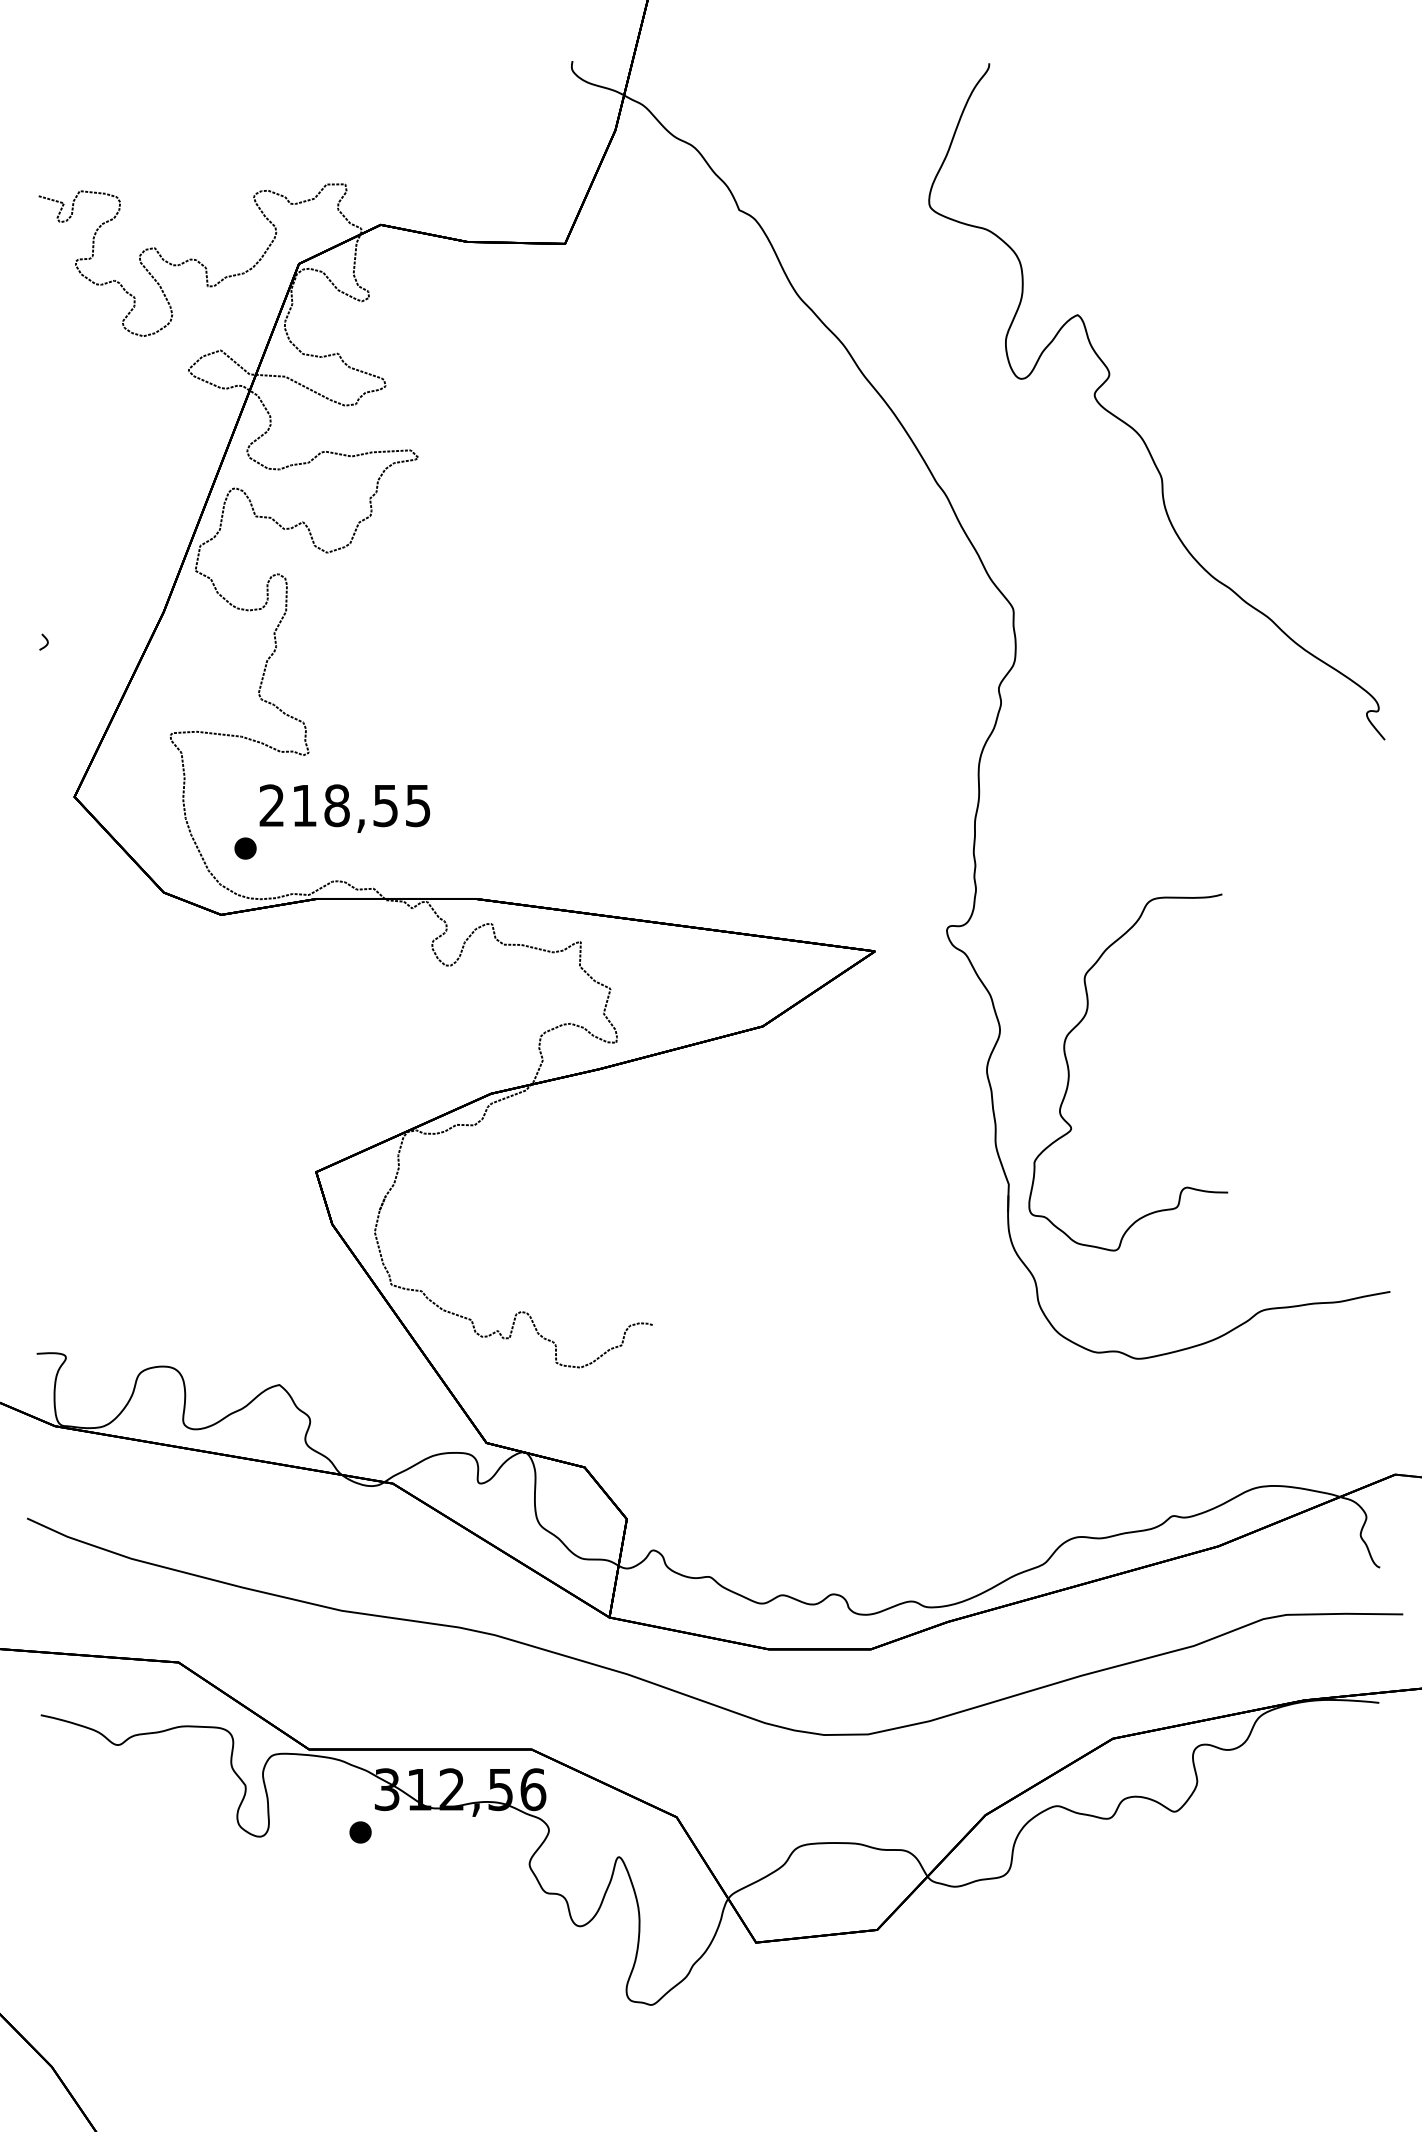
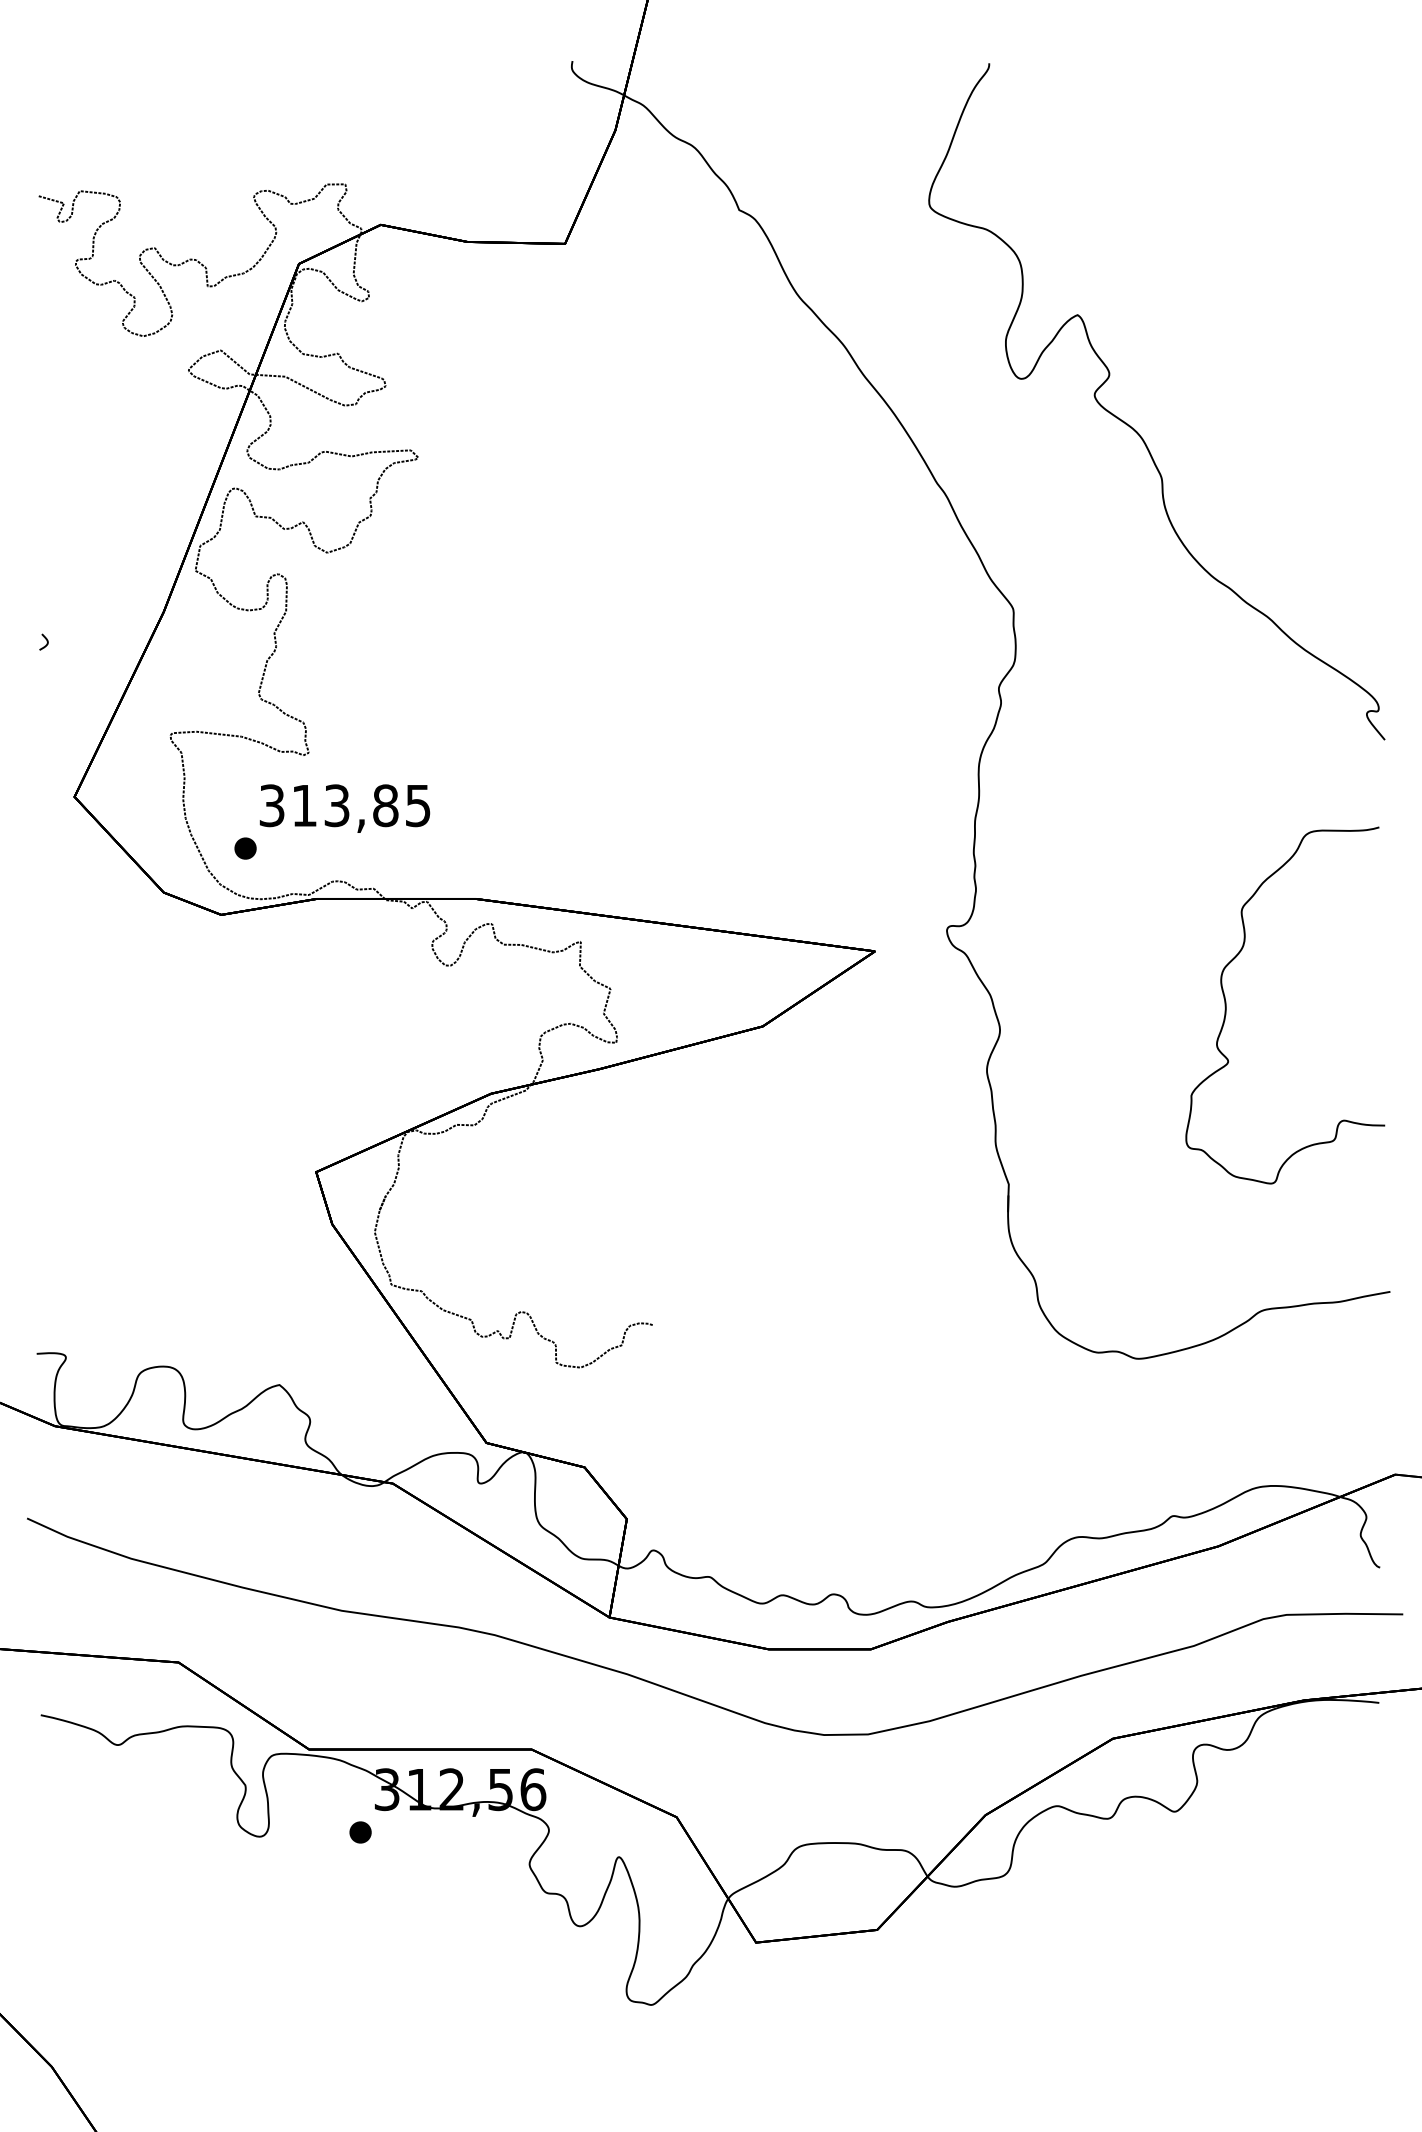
text: 218,55 -> 313,85 (328, 805)
curve position: (1069, 1072) -> (1226, 1005) (1226, 1005)
